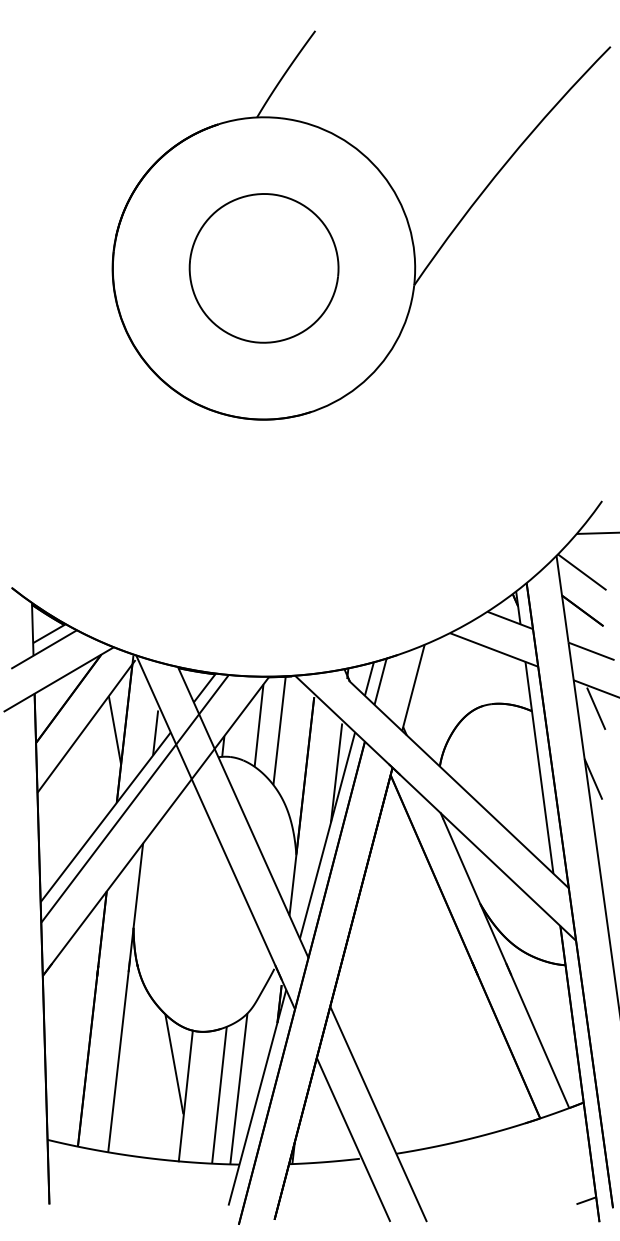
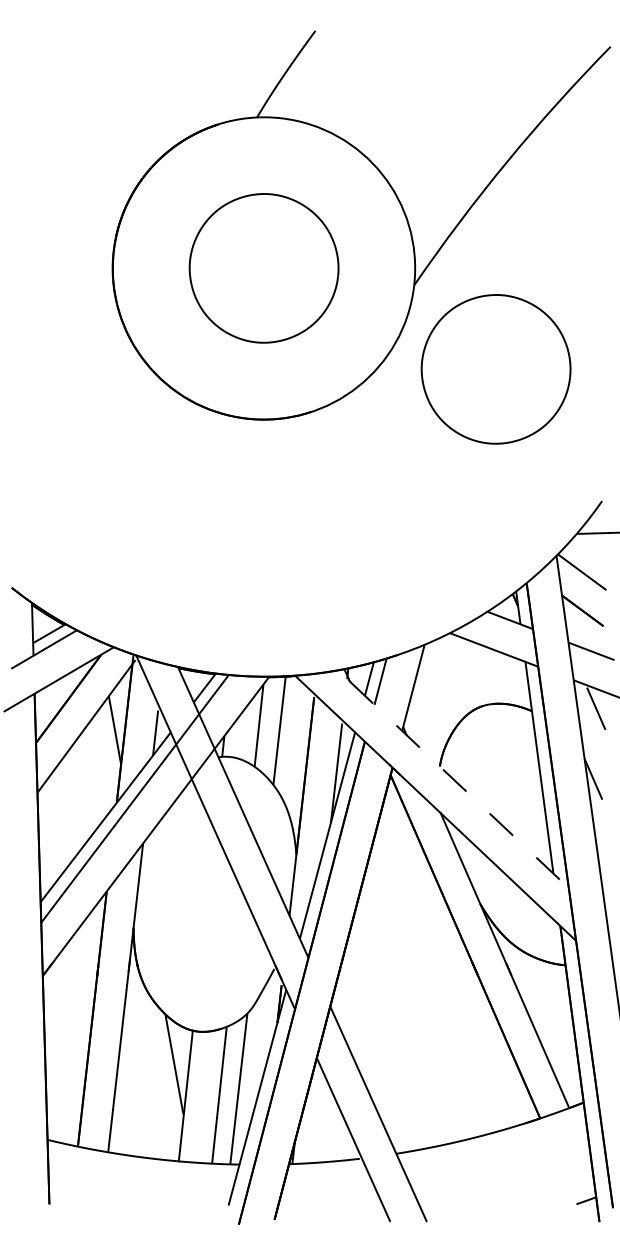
part: none -> present (495, 369)
line: solid -> dashed (459, 784)
